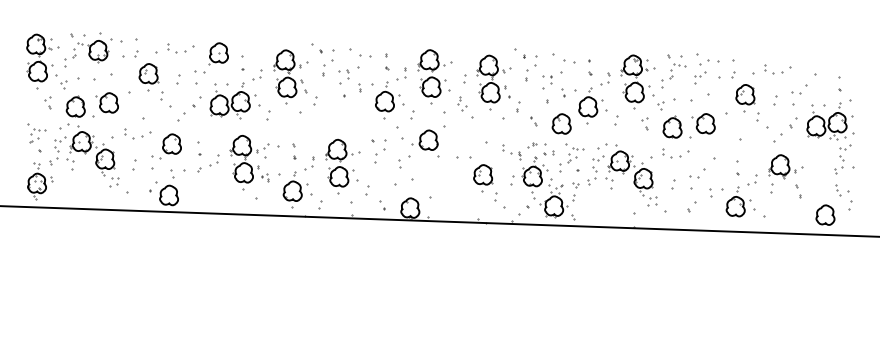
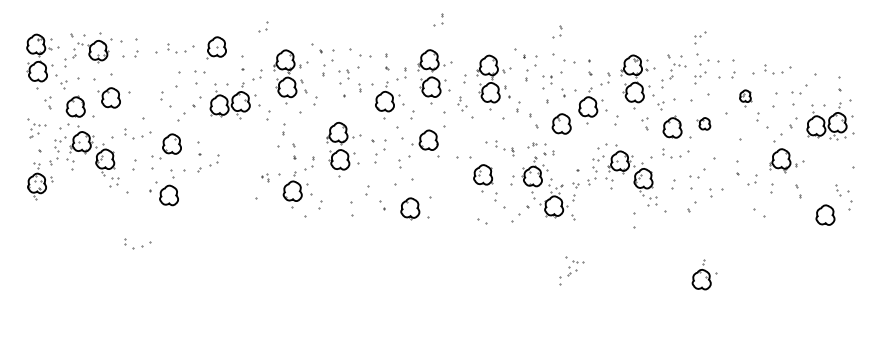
part: none -> present (438, 19)
part: none -> present (263, 26)
part: none -> present (557, 31)
part: none -> present (700, 37)
part position: (218, 53) -> (216, 47) (216, 47)
part: present -> none (148, 77)
part size: 5x11 px -> 6x17 px (177, 79)
part size: 21x29 px -> 14x19 px (745, 98)
part size: 5x11 px -> 6x16 px (774, 99)
part position: (106, 102) -> (108, 97) (108, 97)
part size: 8x11 px -> 10x16 px (533, 120)
part size: 25x22 px -> 16x14 px (703, 123)
part: none -> present (283, 129)
part position: (36, 133) -> (36, 128) (36, 128)
part position: (511, 152) -> (504, 148) (504, 148)
part position: (571, 157) -> (571, 270) (571, 270)
part: present -> none (842, 159)
part: present -> none (249, 162)
part position: (342, 166) -> (343, 149) (343, 149)
part position: (785, 166) -> (786, 160) (786, 160)
part position: (738, 201) -> (704, 274) (704, 274)
line: present -> none (439, 221)
part: none -> present (137, 243)
